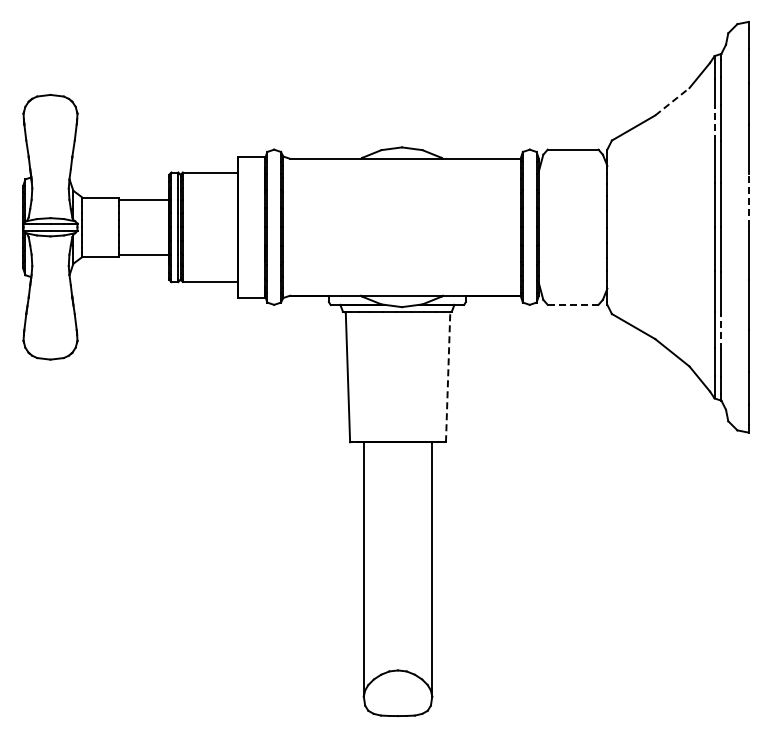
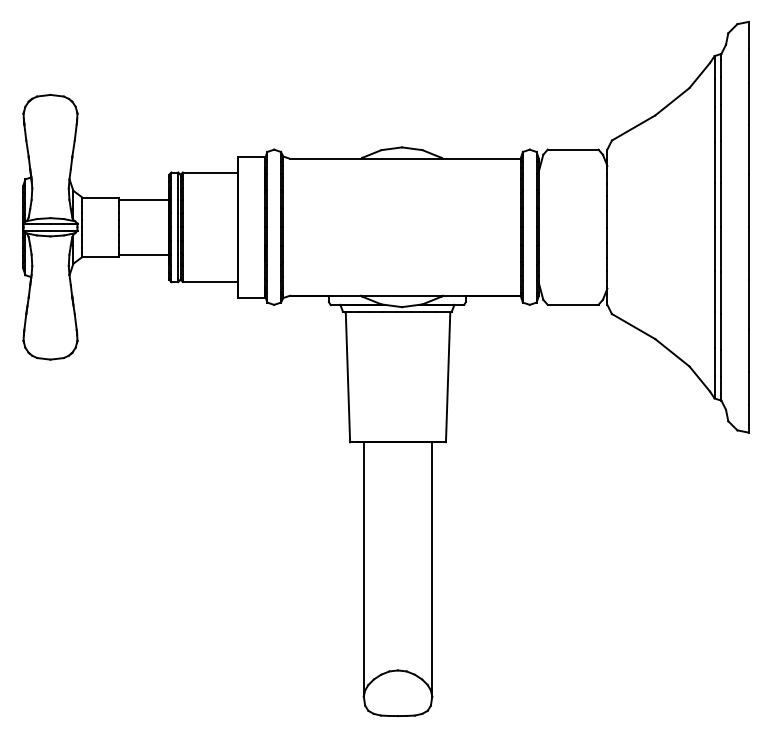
line: dashed -> solid (672, 101)
line: dashed -> solid (714, 124)
line: dashed -> solid (748, 200)
line: dashed -> solid (573, 304)
line: dashed -> solid (721, 331)
line: dashed -> solid (448, 376)
